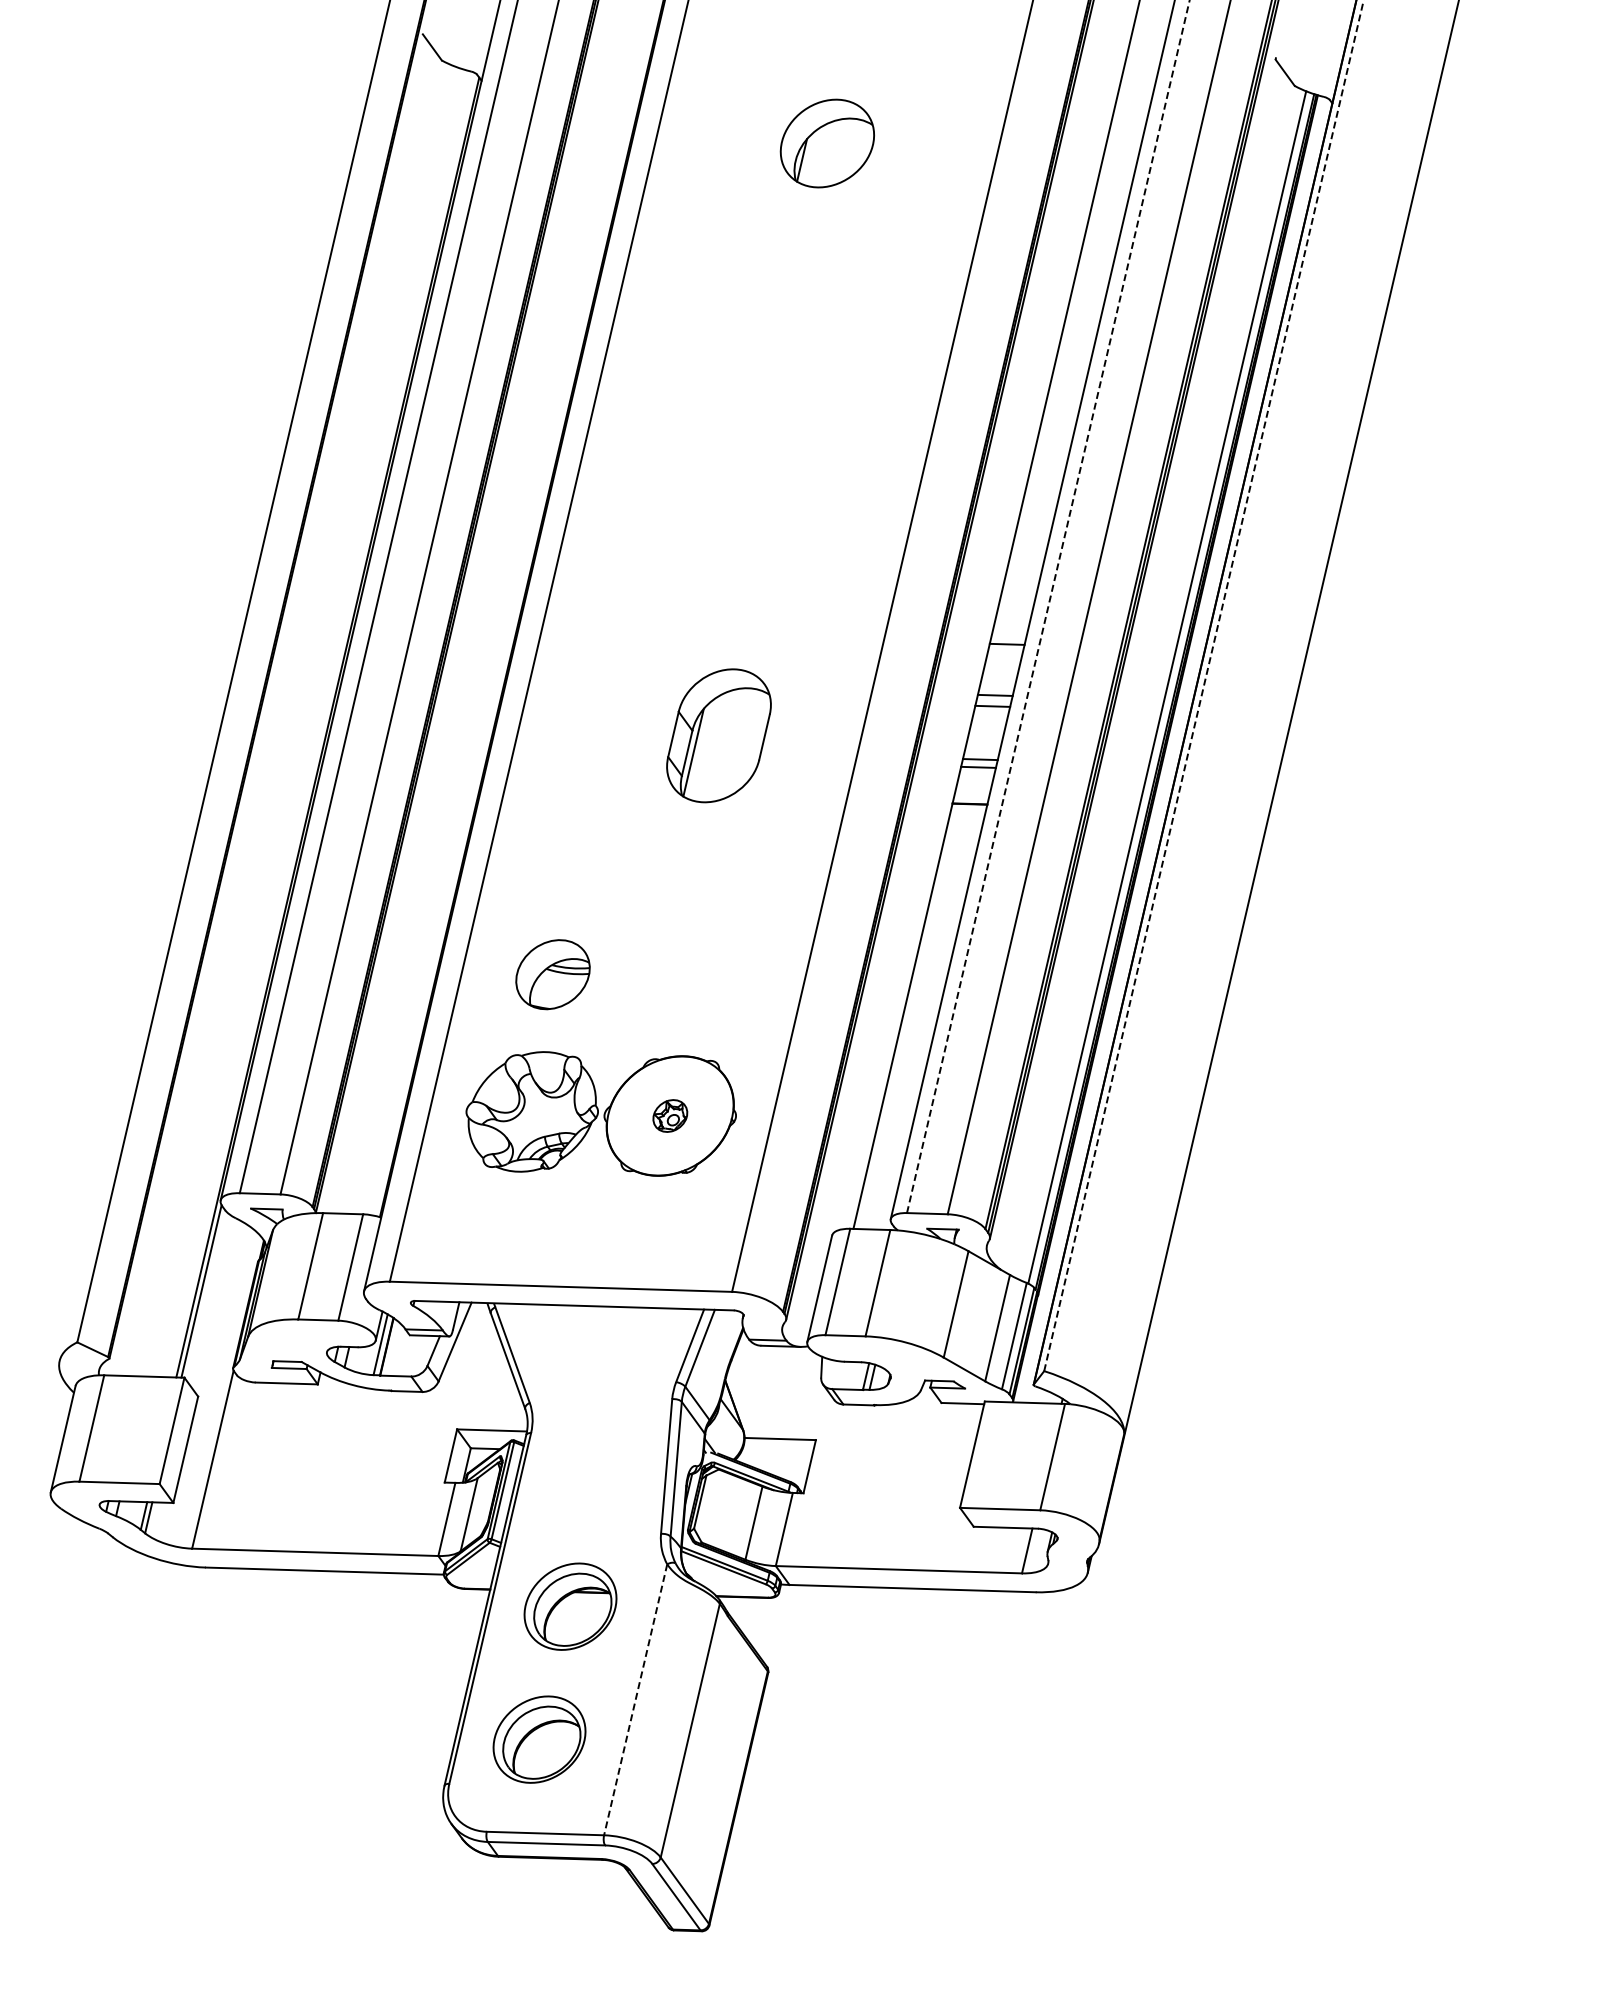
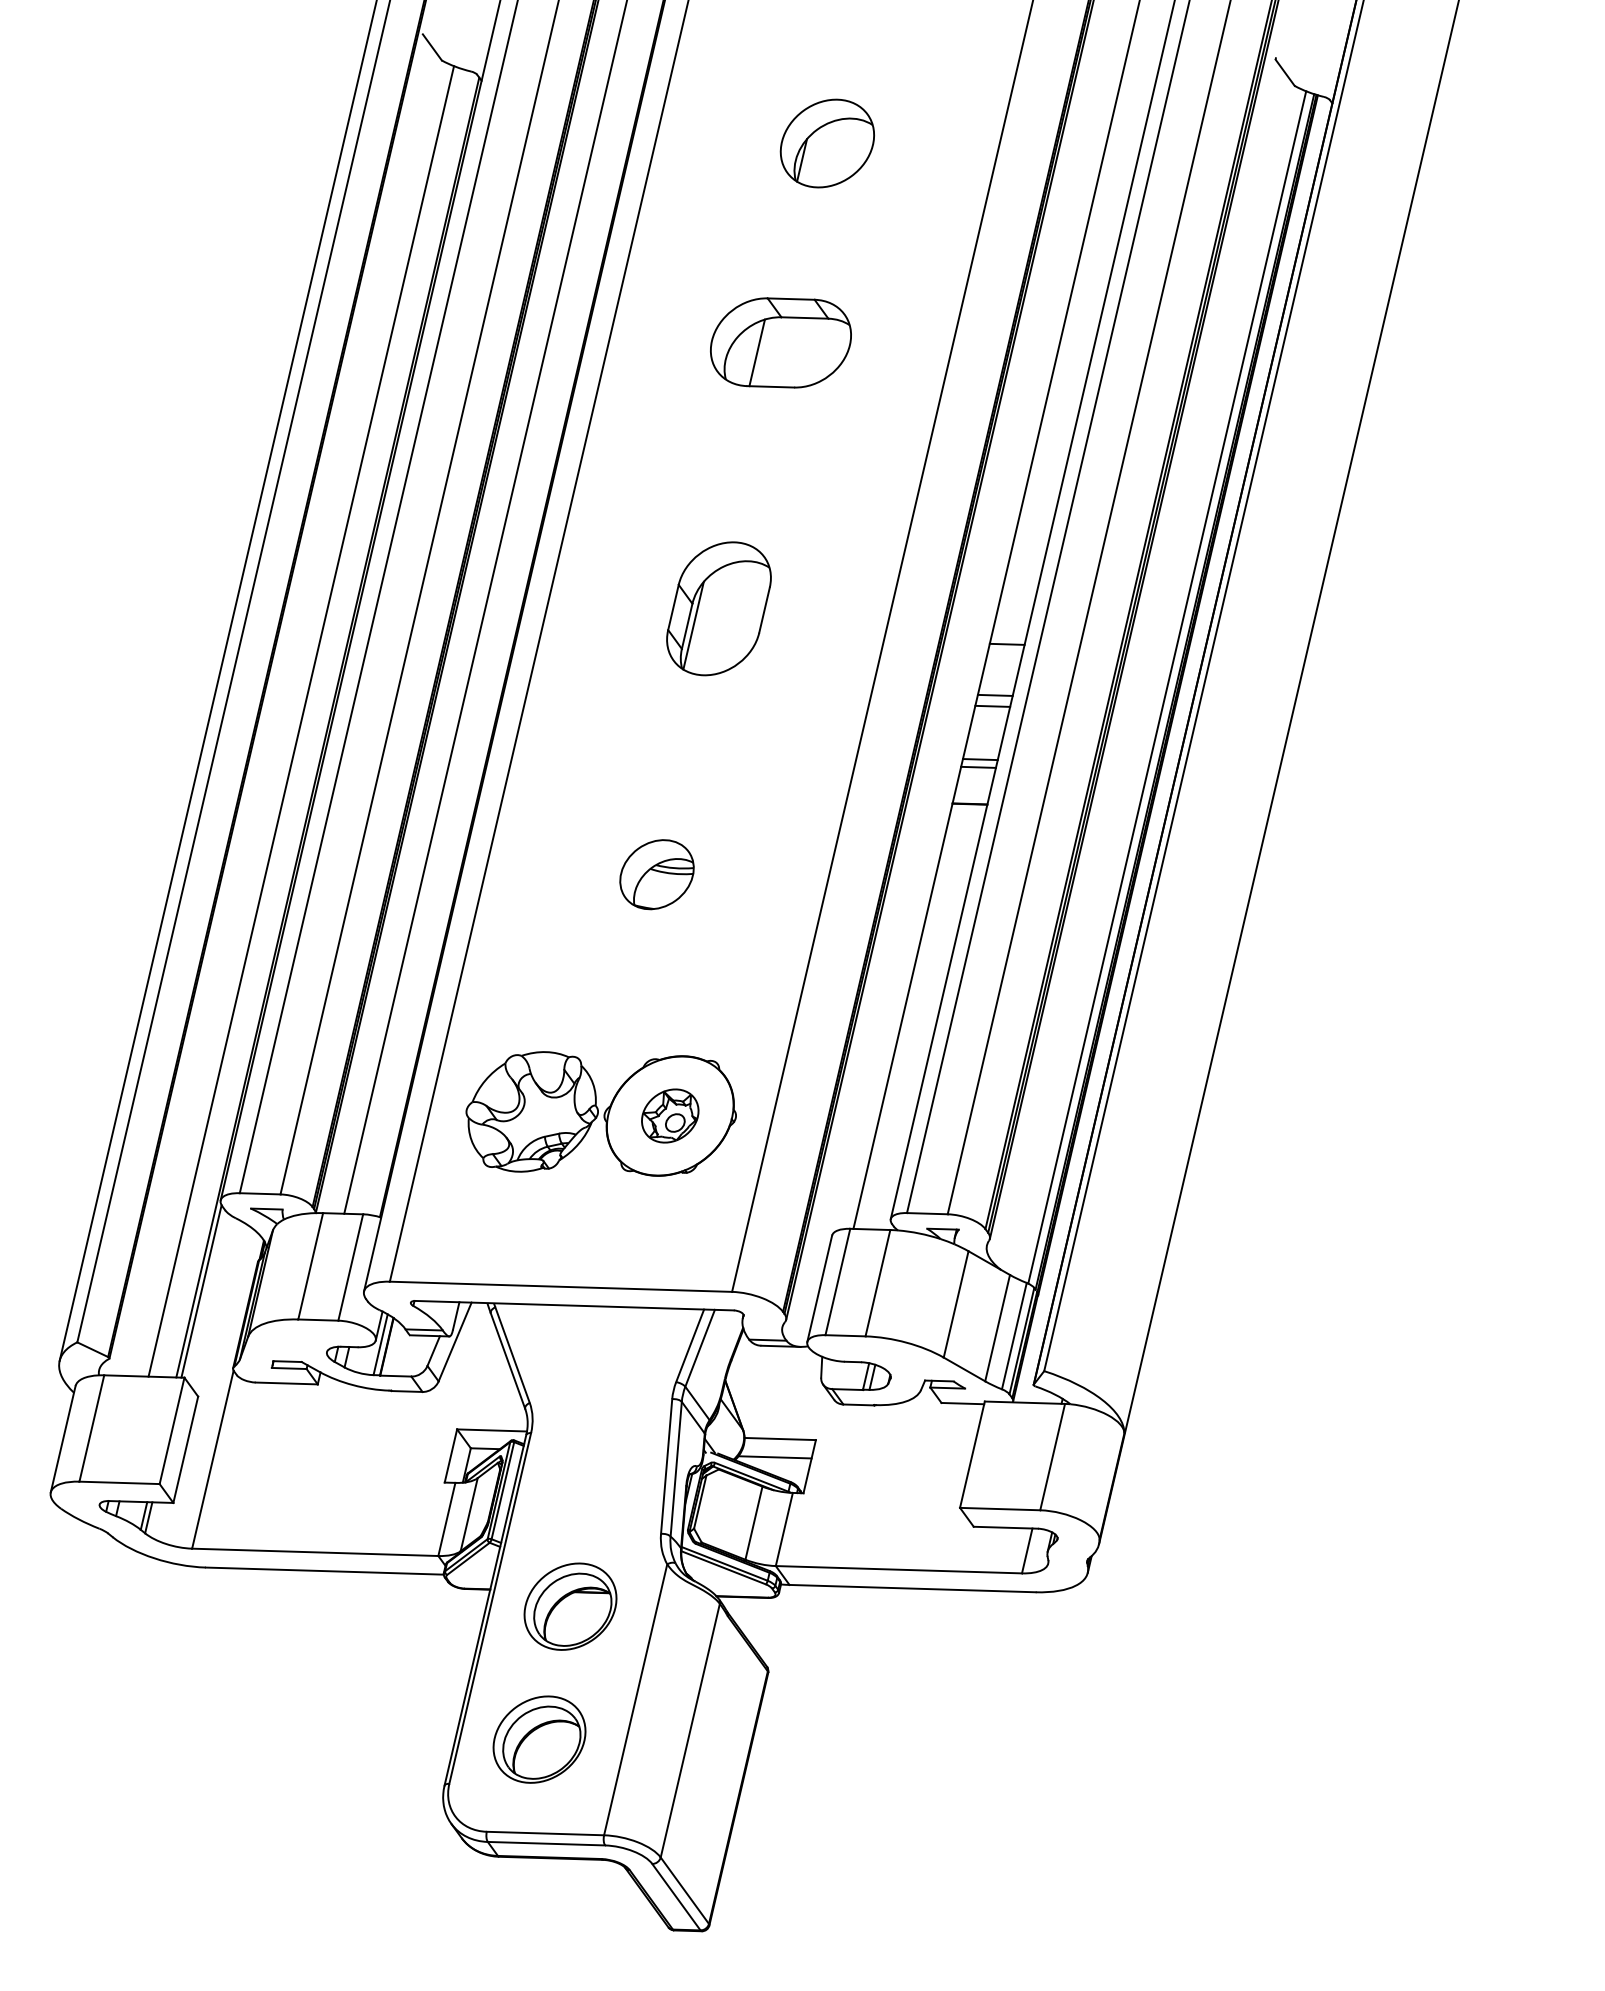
part: none -> present (780, 342)
line: dashed -> solid (1048, 606)
line: none -> present (485, 607)
line: none -> present (217, 681)
line: dashed -> solid (1204, 685)
line: none -> present (301, 721)
part position: (718, 735) -> (718, 608) (718, 608)
part position: (552, 974) -> (656, 874) (656, 874)
part size: 37x34 px -> 59x56 px (670, 1115)
line: none -> present (774, 1457)
line: dashed -> solid (635, 1700)
